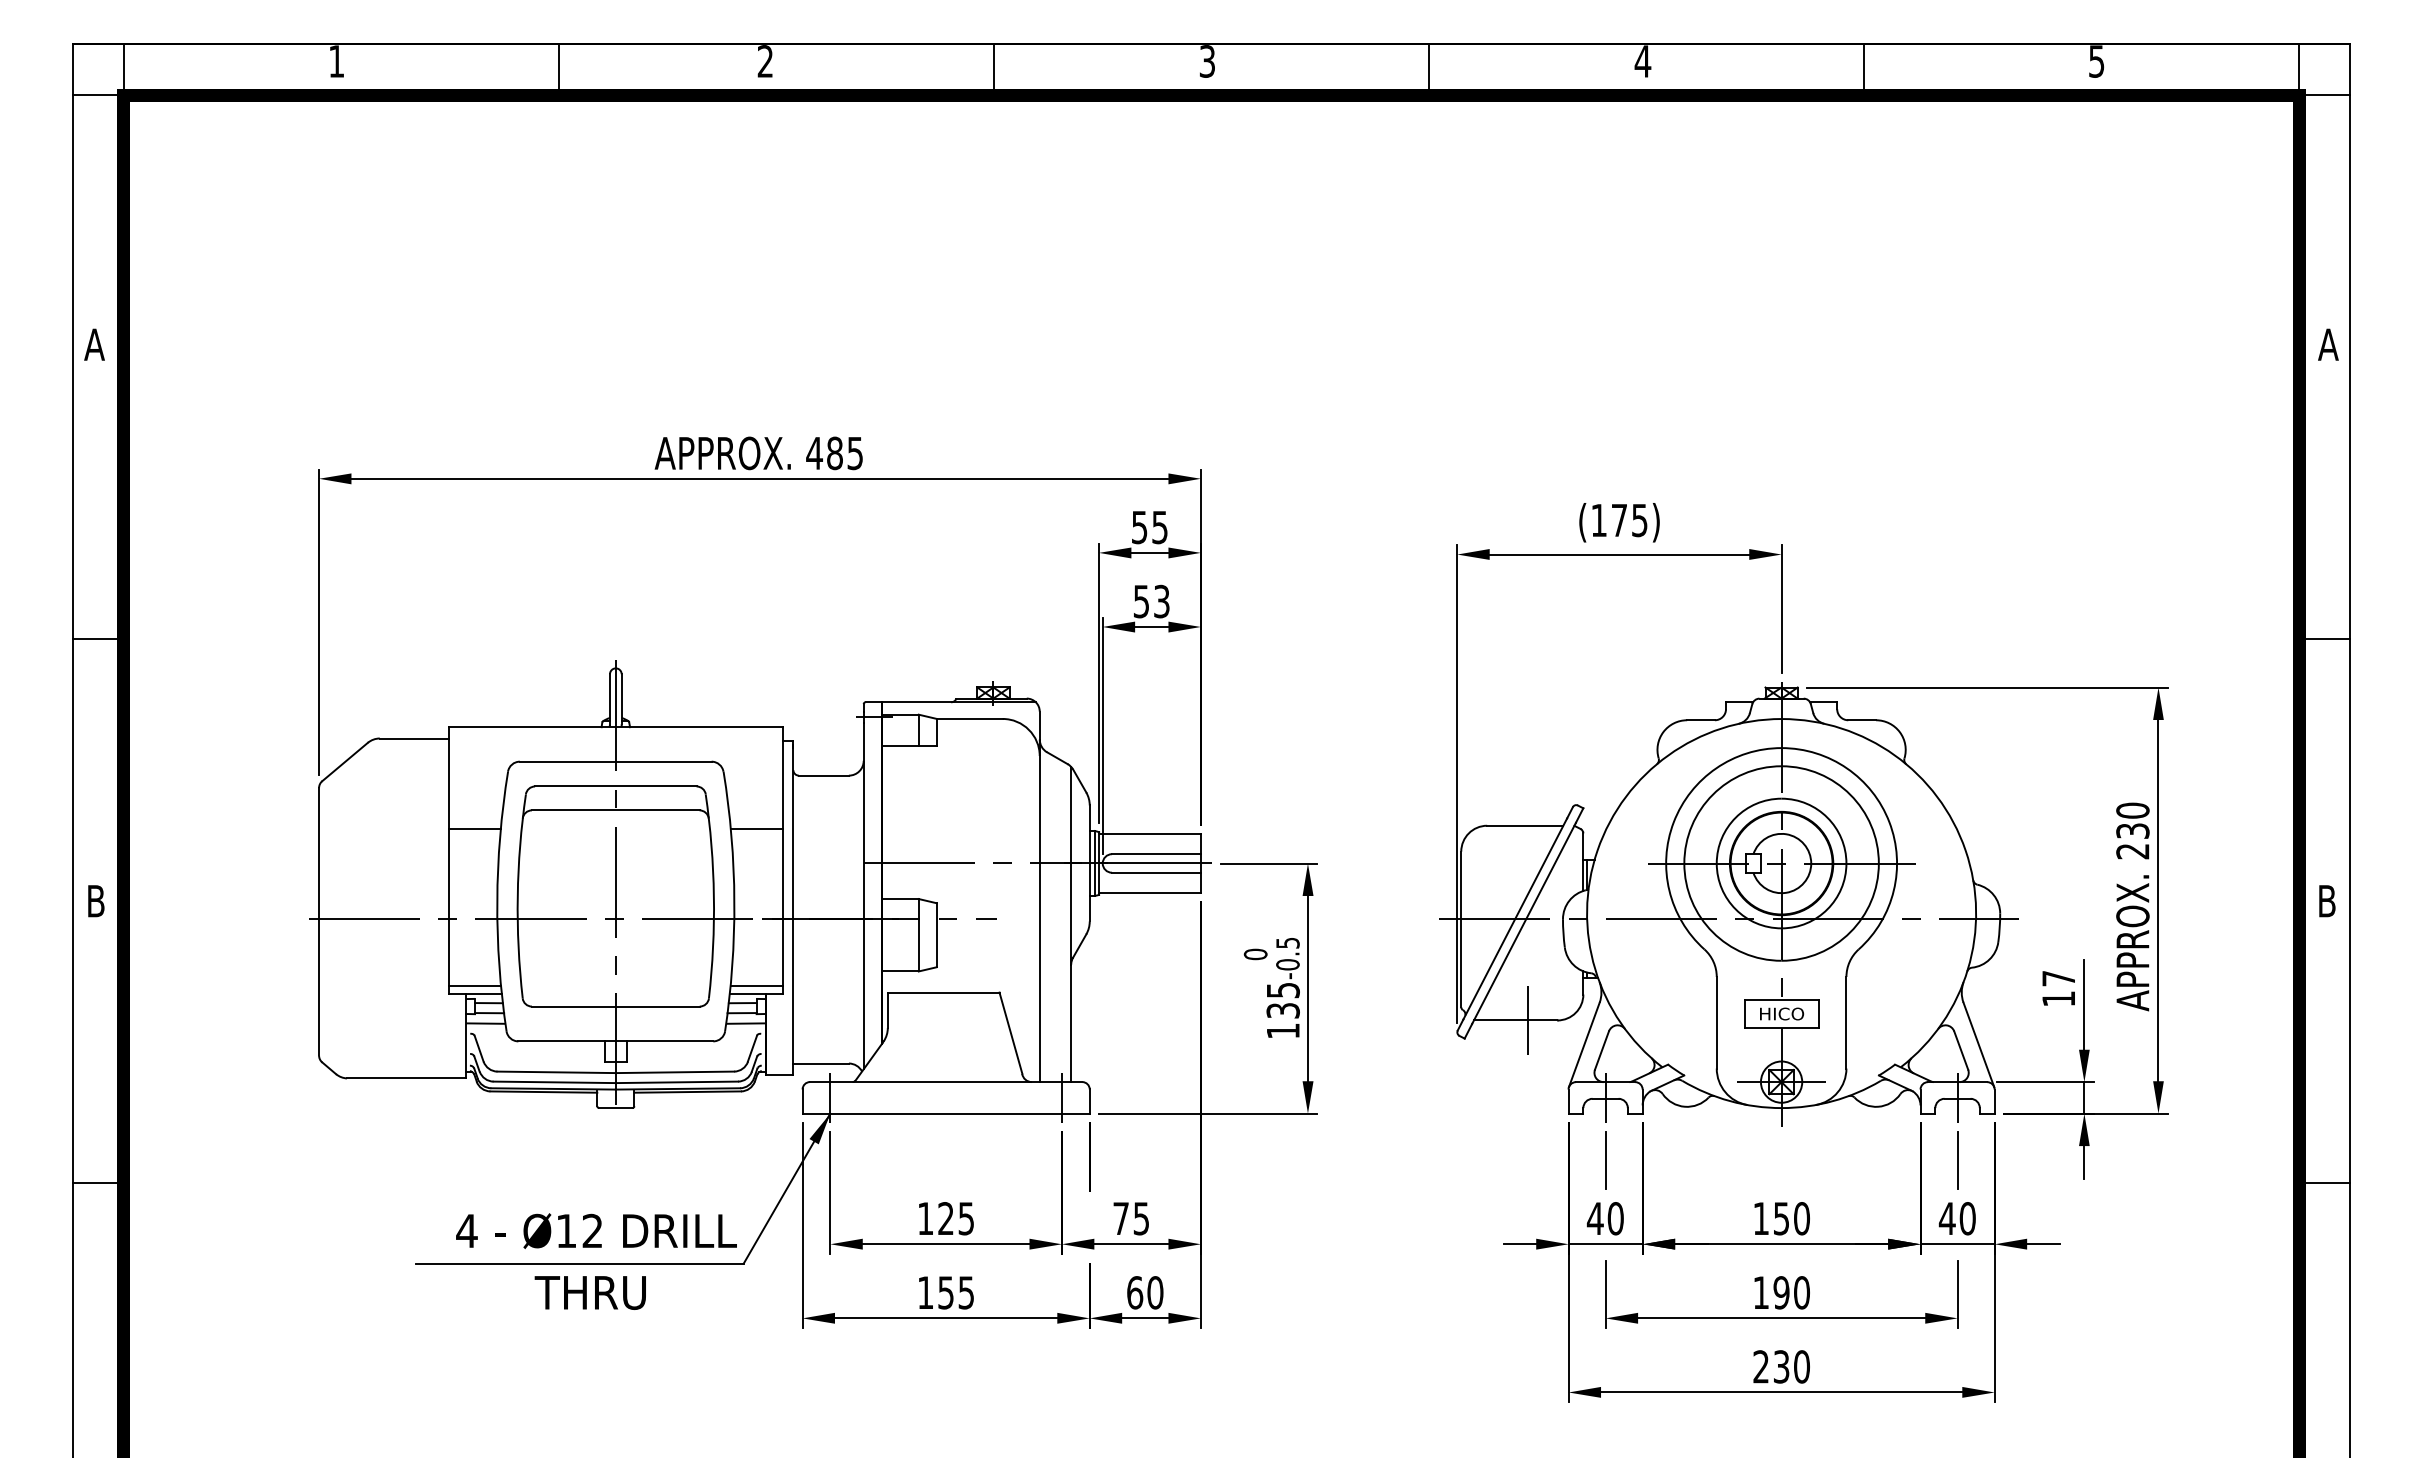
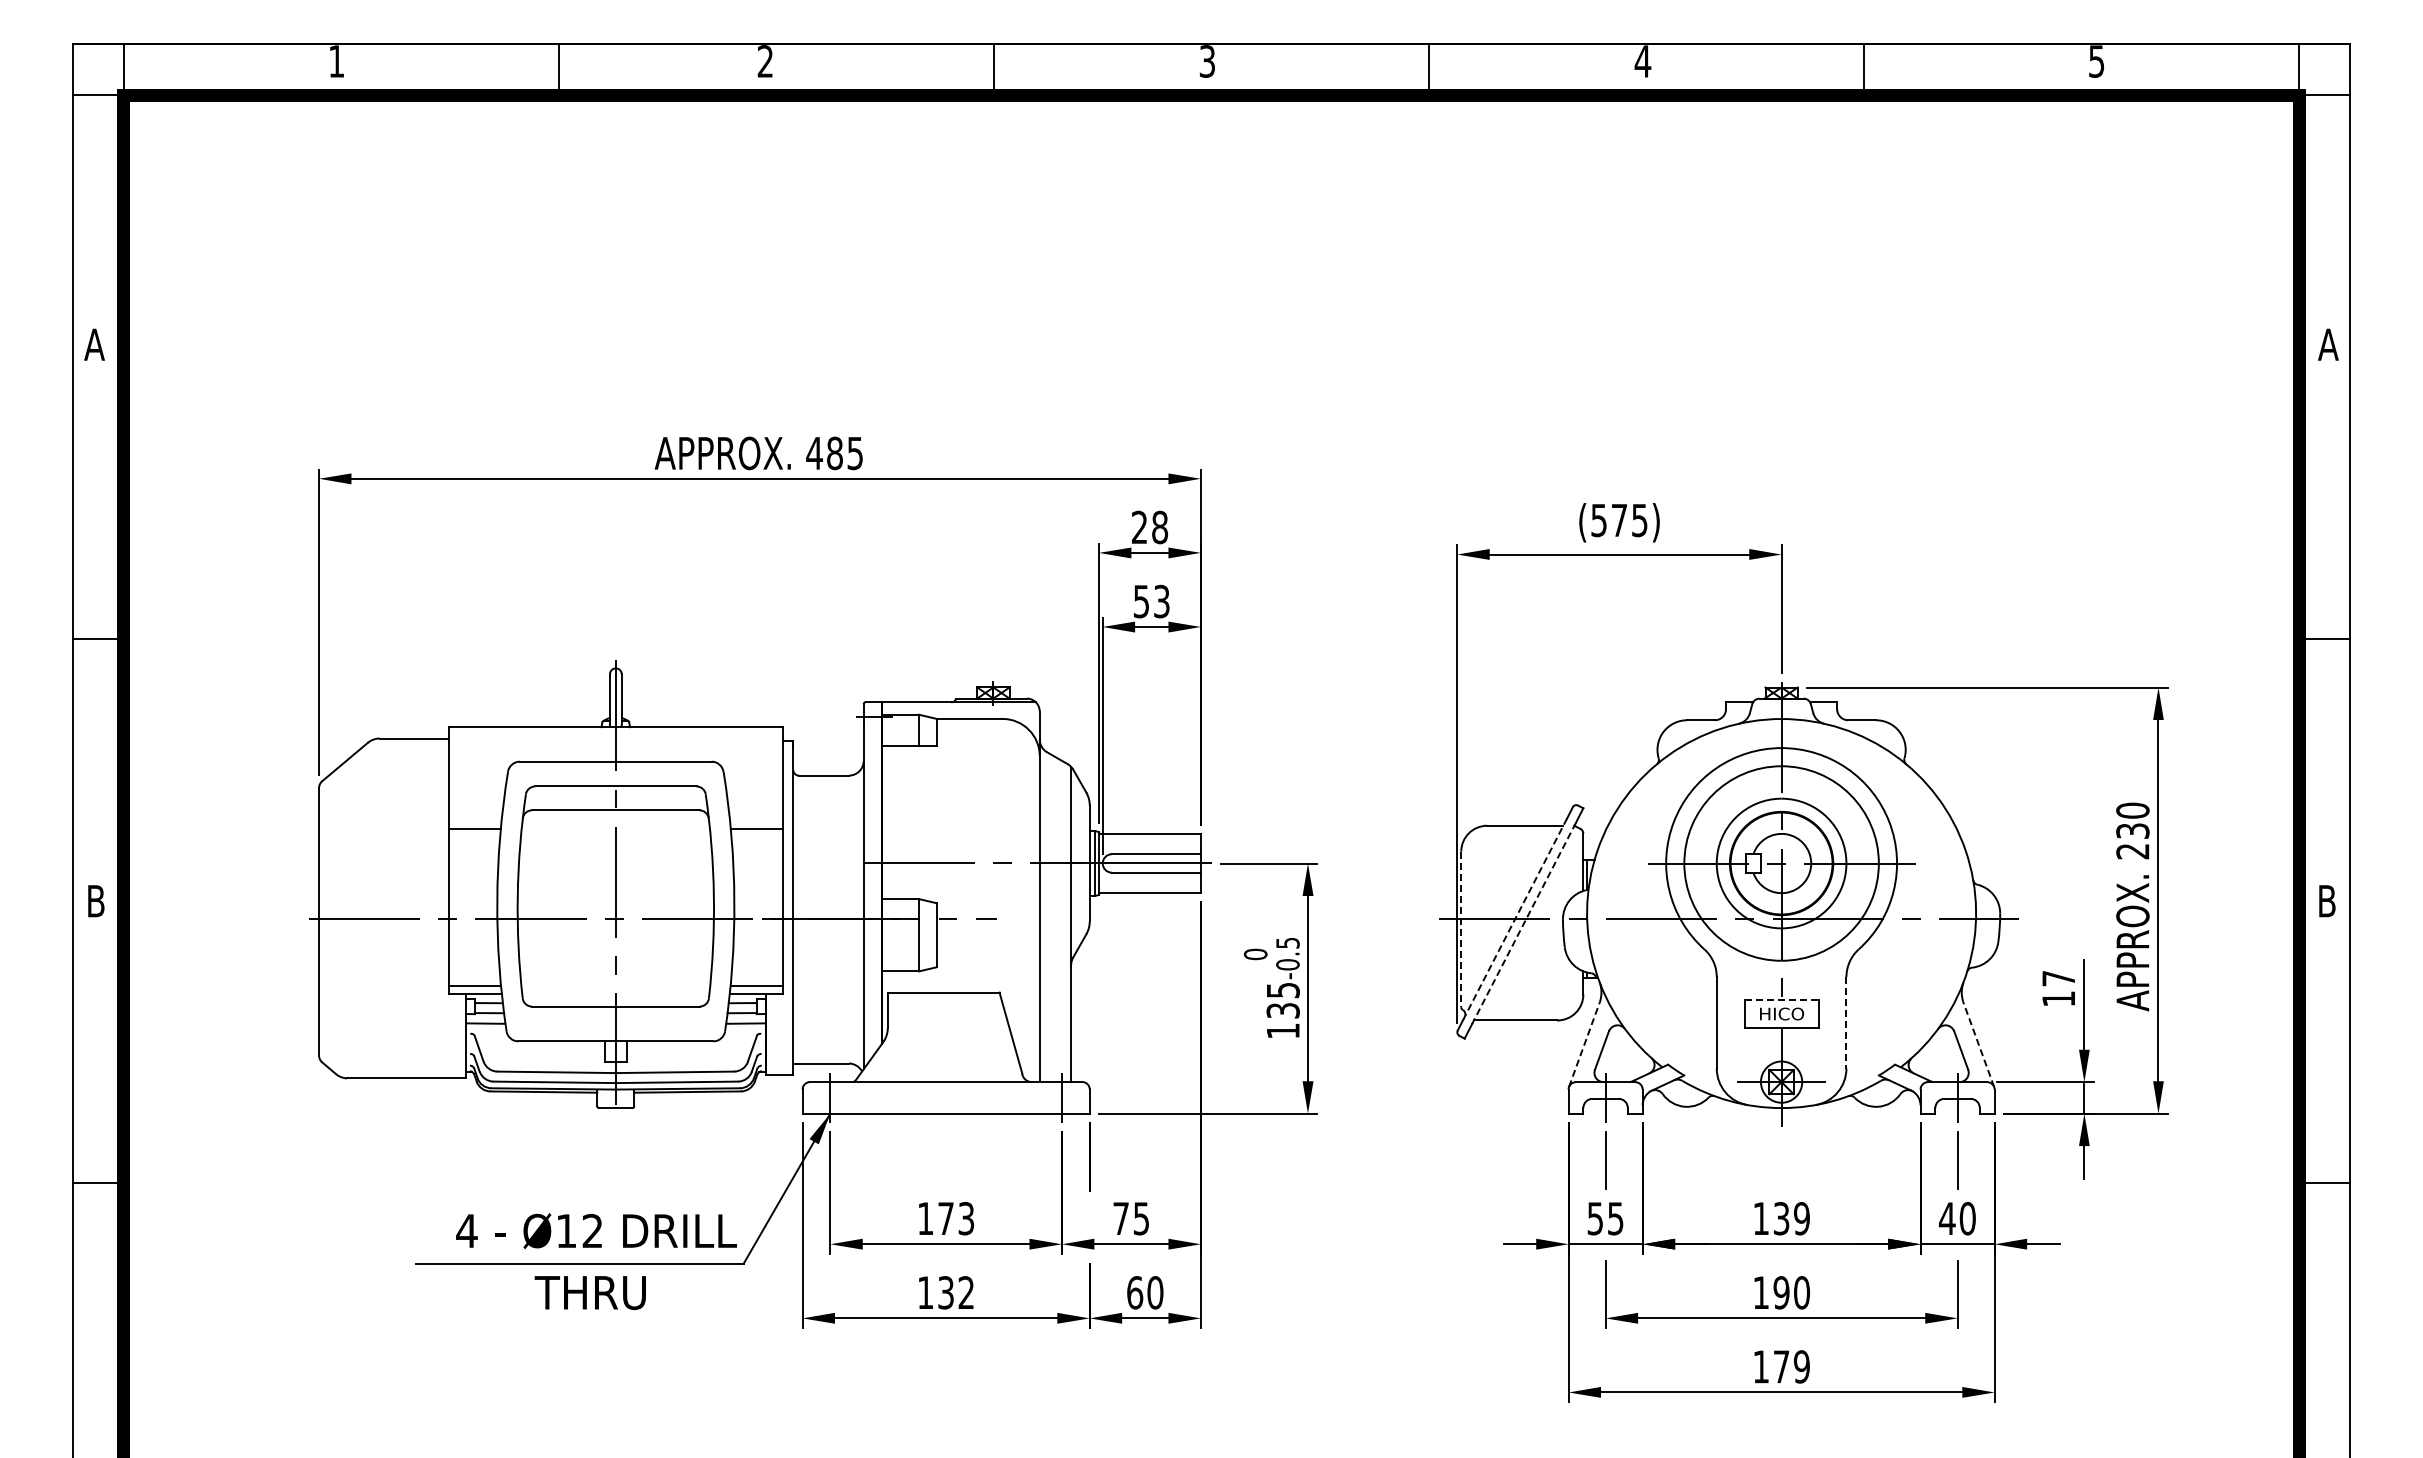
text: (175) -> (575) (1598, 520)
text: 55 -> 28 (1150, 527)
line: solid -> dashed (1515, 919)
line: solid -> dashed (1523, 923)
line: solid -> dashed (1461, 929)
line: solid -> dashed (1782, 1000)
line: present -> none (1527, 1020)
line: solid -> dashed (1846, 1022)
line: solid -> dashed (1584, 1044)
line: solid -> dashed (1978, 1044)
text: 125 -> 173 (956, 1218)
text: 40 -> 55 (1604, 1218)
text: 150 -> 139 (1791, 1218)
text: 155 -> 132 (955, 1292)
text: 230 -> 179 (1781, 1366)
